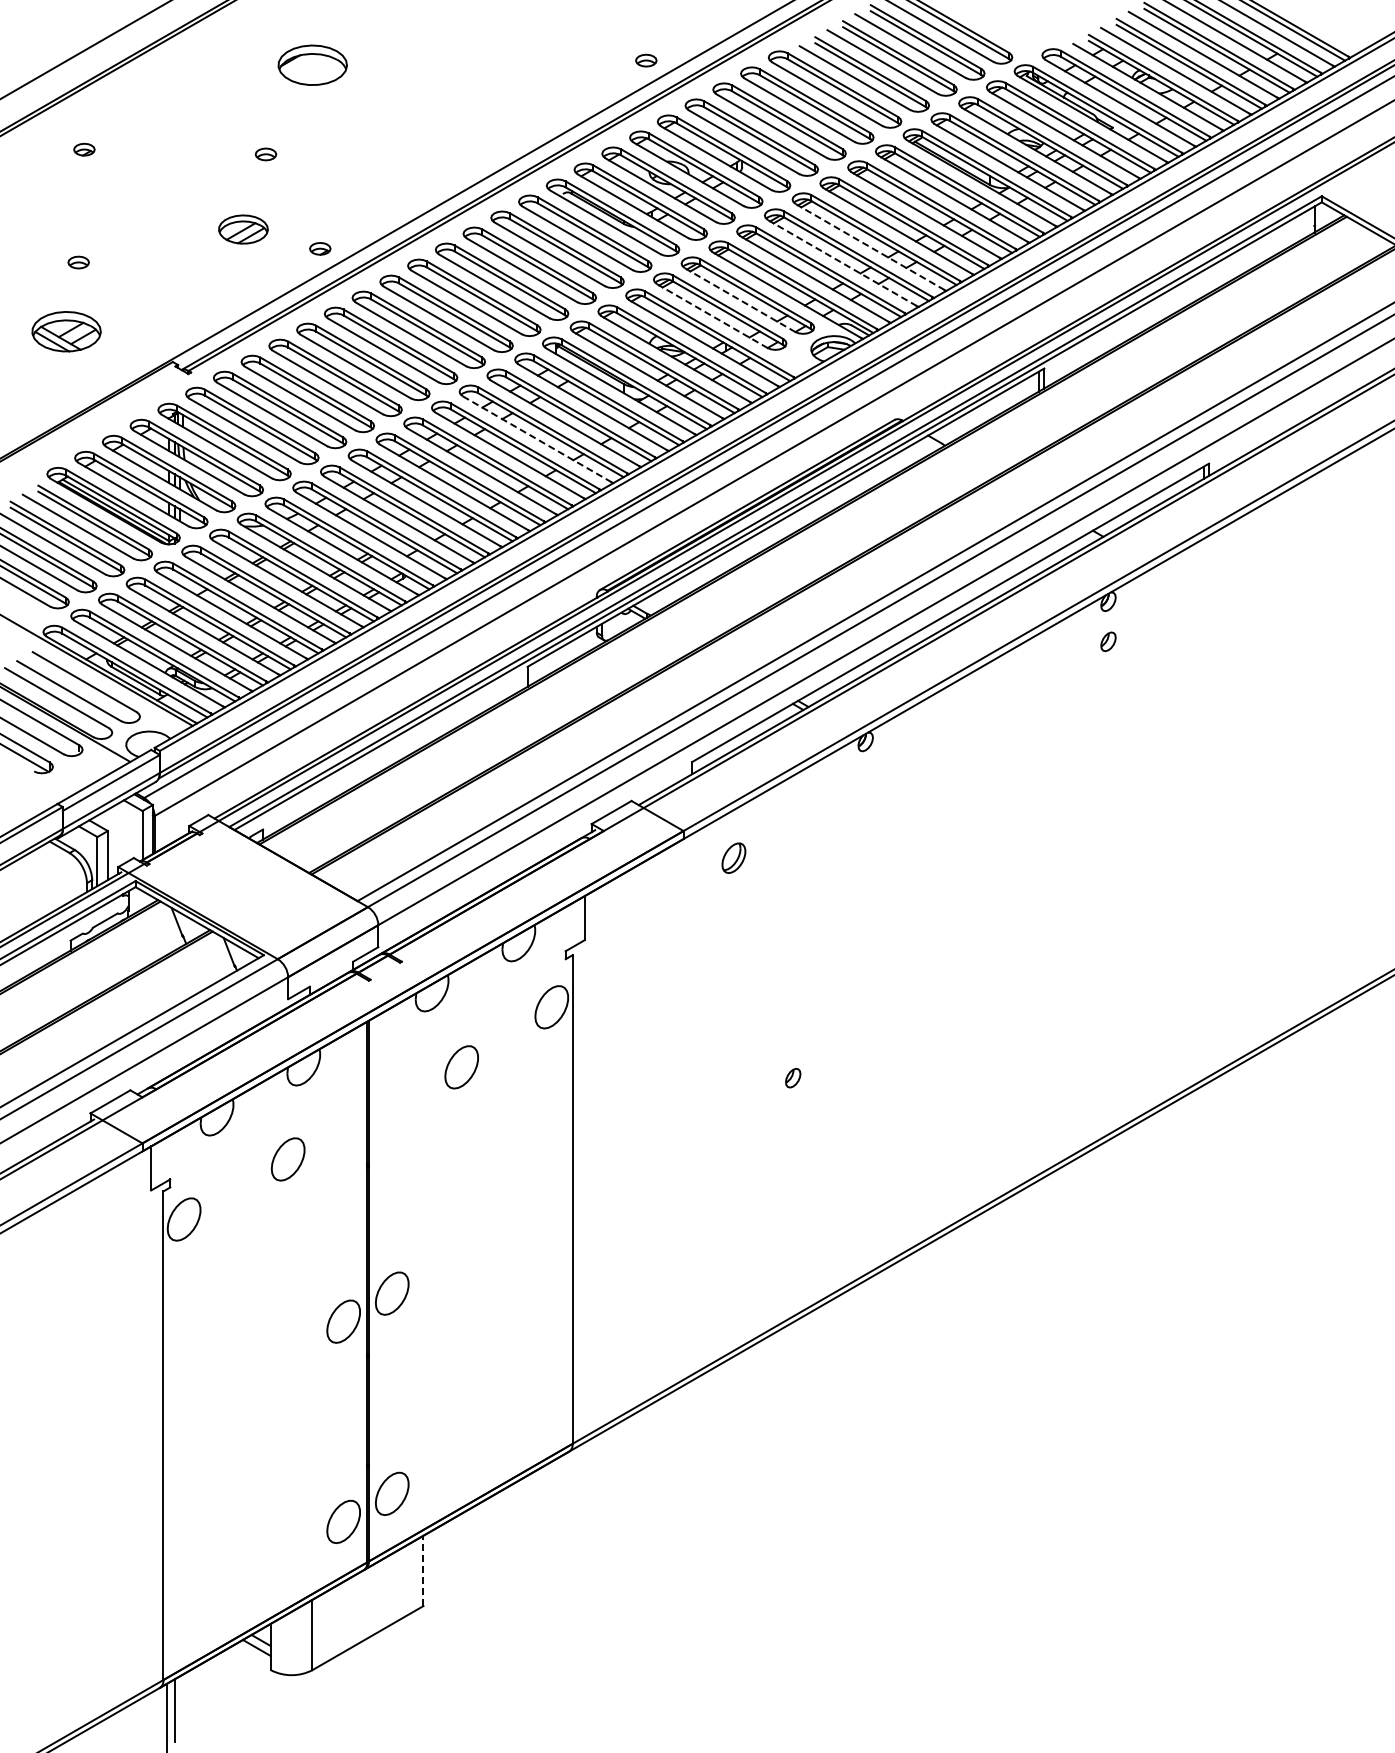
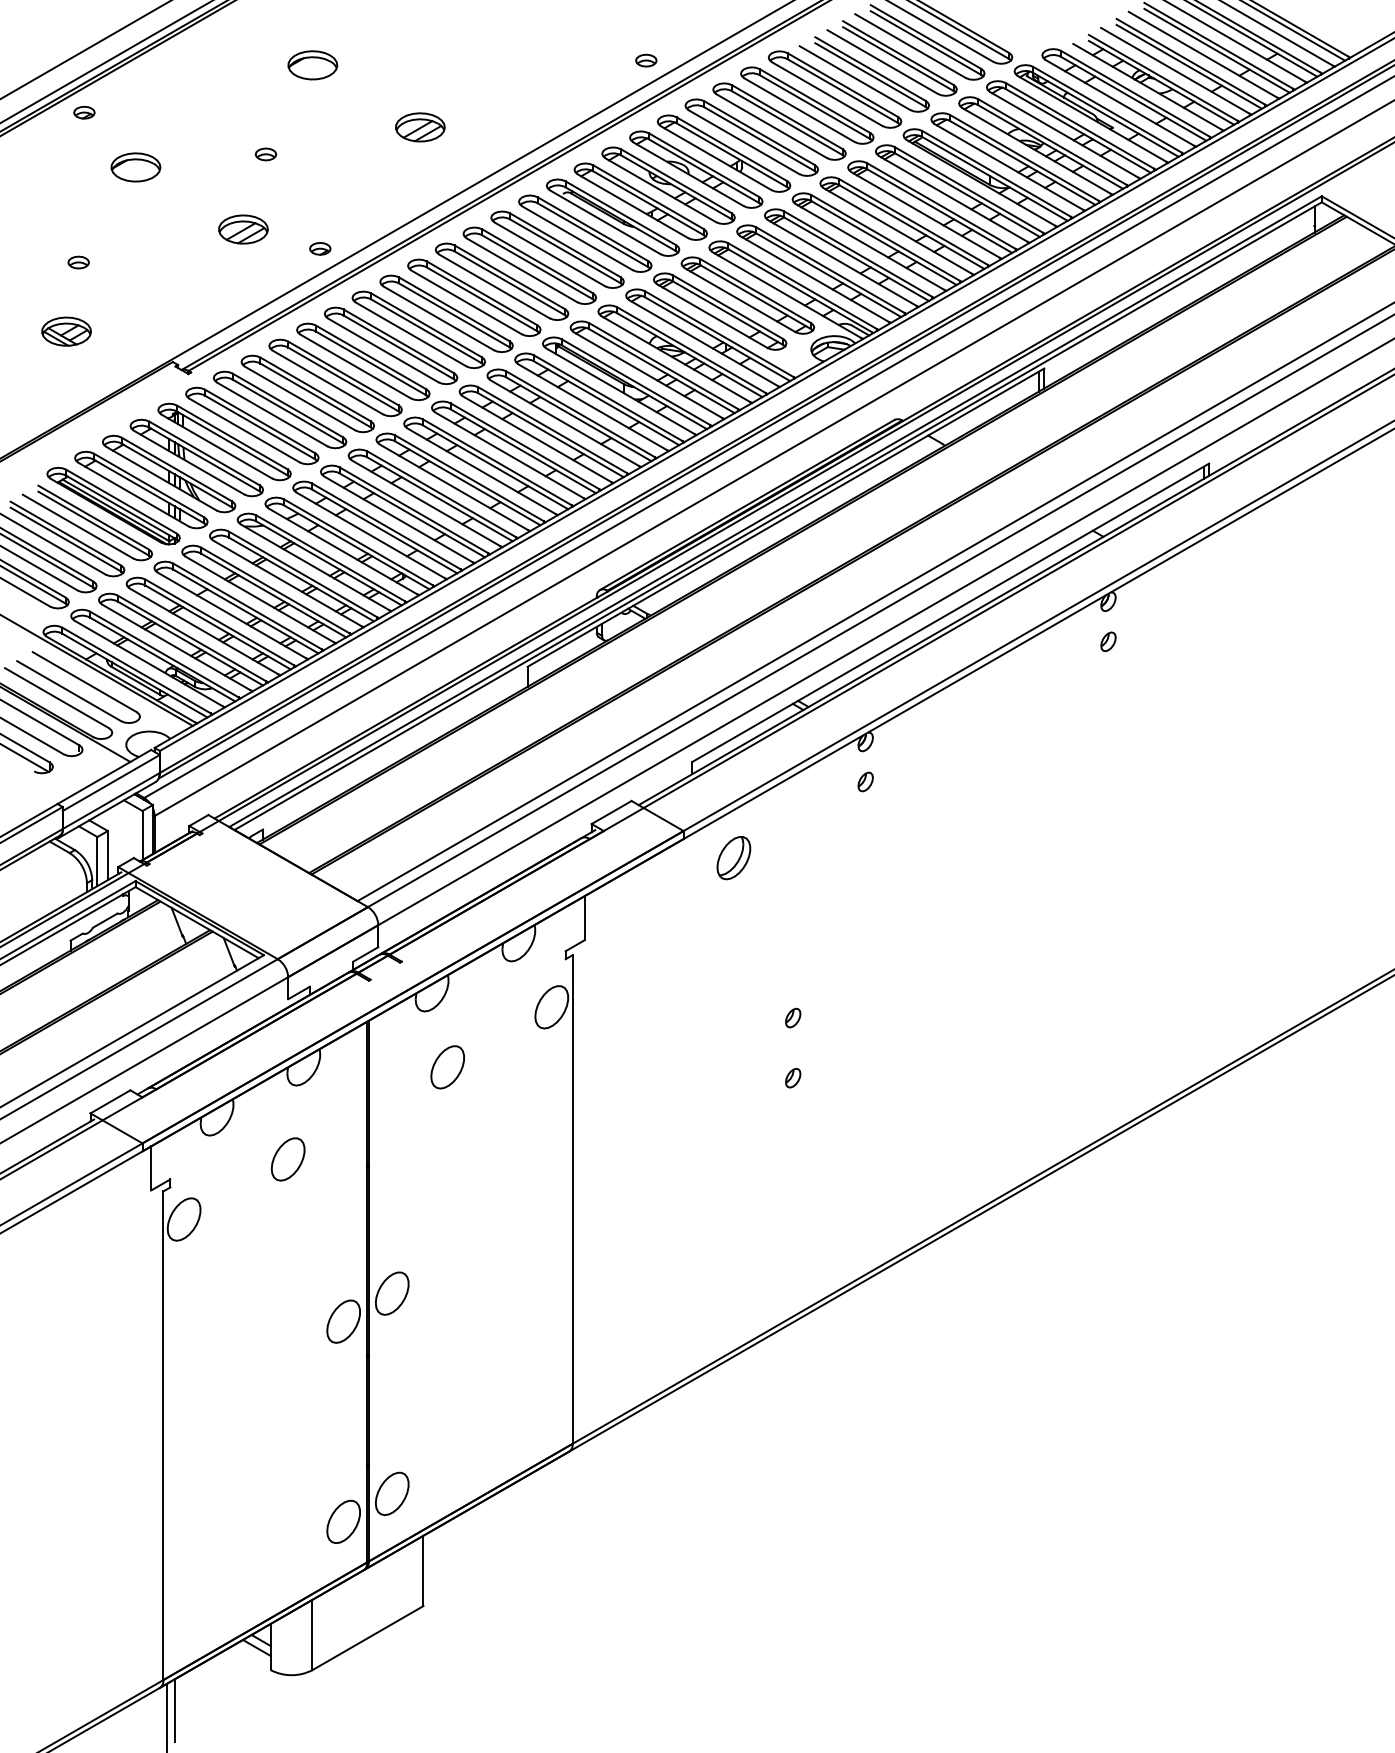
line: none -> present (105, 61)
part size: 71x42 px -> 52x31 px (312, 65)
part: none -> present (420, 127)
part position: (84, 149) -> (84, 112) (84, 112)
part: none -> present (135, 167)
line: dashed -> solid (870, 247)
line: dashed -> solid (842, 263)
line: dashed -> solid (740, 300)
line: dashed -> solid (712, 316)
part size: 71x42 px -> 51x31 px (66, 331)
line: dashed -> solid (537, 439)
part: none -> present (865, 781)
part size: 26x32 px -> 36x45 px (733, 858)
part: none -> present (793, 1017)
part position: (461, 1067) -> (447, 1067) (447, 1067)
line: dashed -> solid (423, 1570)
